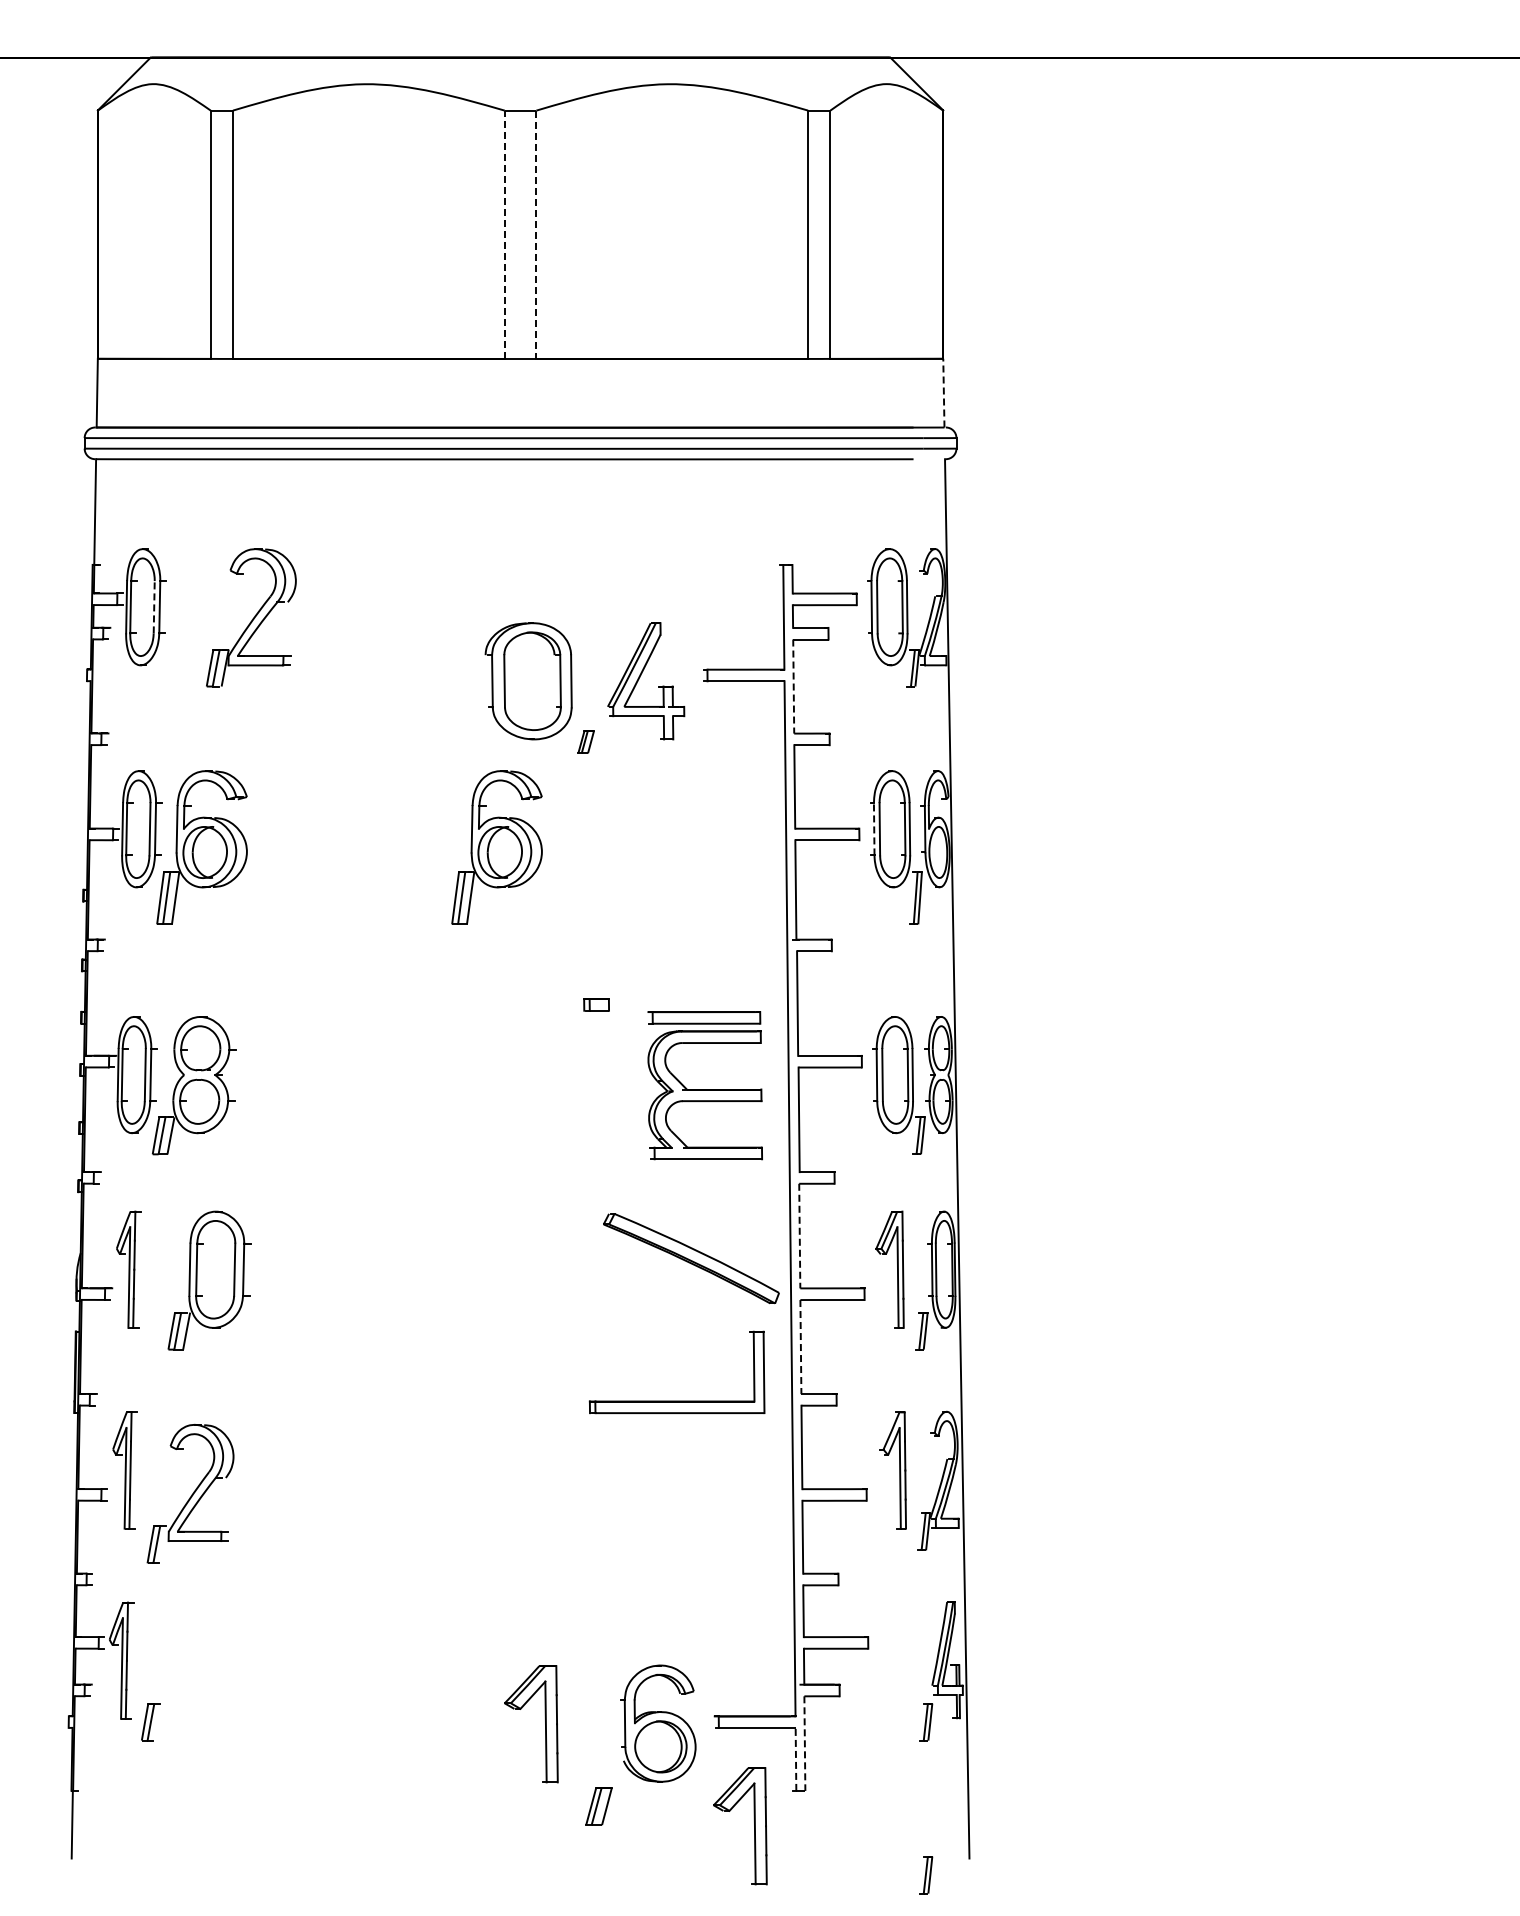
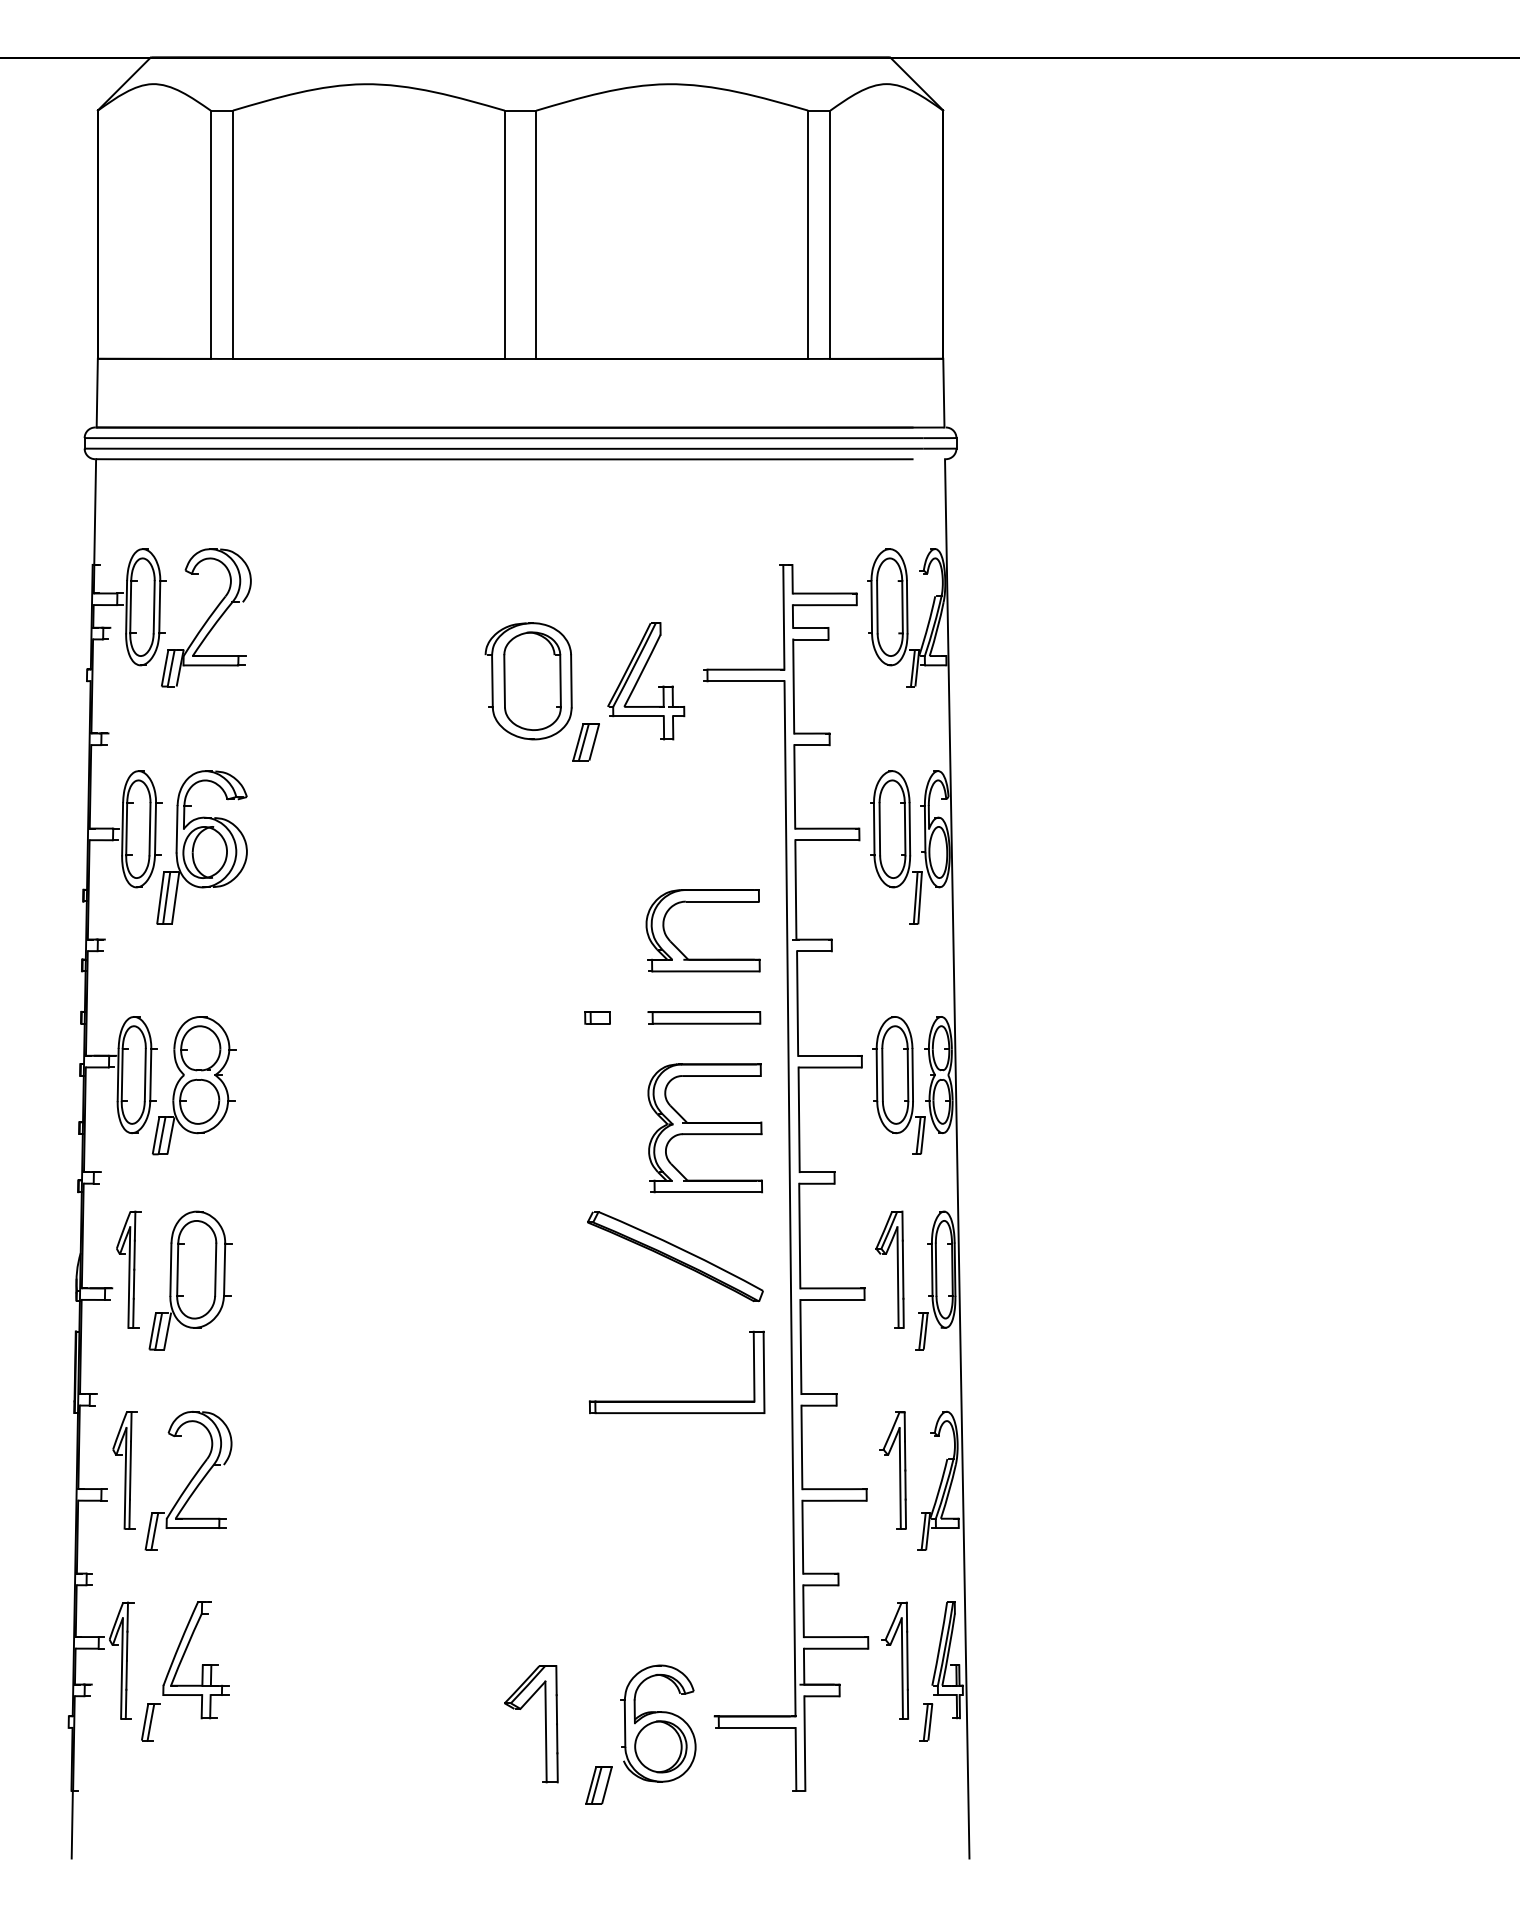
line: dashed -> solid (504, 234)
line: dashed -> solid (536, 235)
line: dashed -> solid (943, 392)
line: dashed -> solid (154, 606)
part position: (251, 617) -> (206, 617) (206, 617)
line: dashed -> solid (793, 687)
part size: 18x24 px -> 28x39 px (585, 742)
line: dashed -> solid (874, 828)
part: present -> none (496, 847)
part: none -> present (702, 902)
part position: (596, 1004) -> (597, 1017) (597, 1017)
part position: (704, 1095) -> (704, 1128) (704, 1128)
line: dashed -> solid (799, 1236)
part position: (691, 1258) -> (675, 1256) (675, 1256)
part position: (209, 1280) -> (190, 1280) (190, 1280)
line: dashed -> solid (800, 1347)
part position: (190, 1493) -> (188, 1480) (188, 1480)
part: none -> present (901, 1660)
part: none -> present (201, 1665)
line: dashed -> solid (804, 1744)
line: dashed -> solid (795, 1758)
part position: (598, 1806) -> (598, 1785) (598, 1785)
part: present -> none (754, 1826)
part: present -> none (926, 1875)
